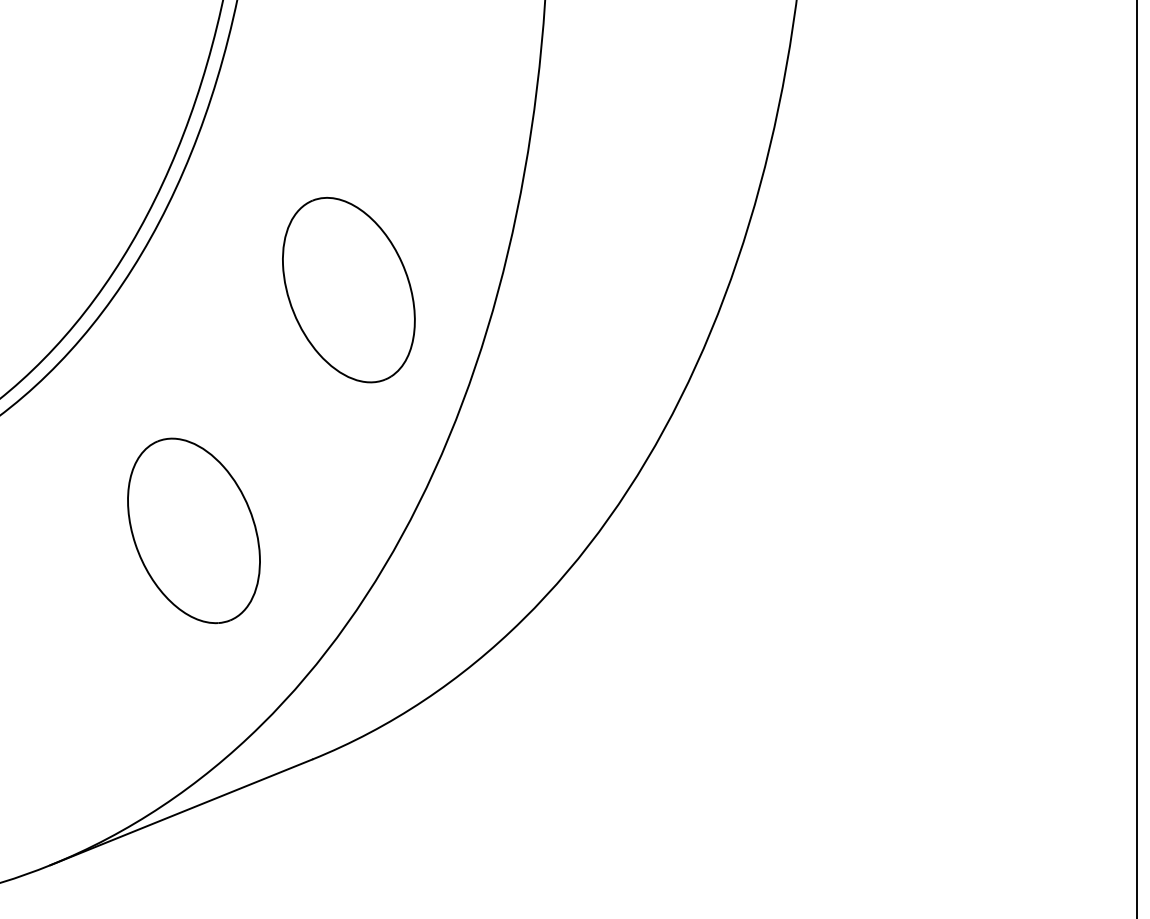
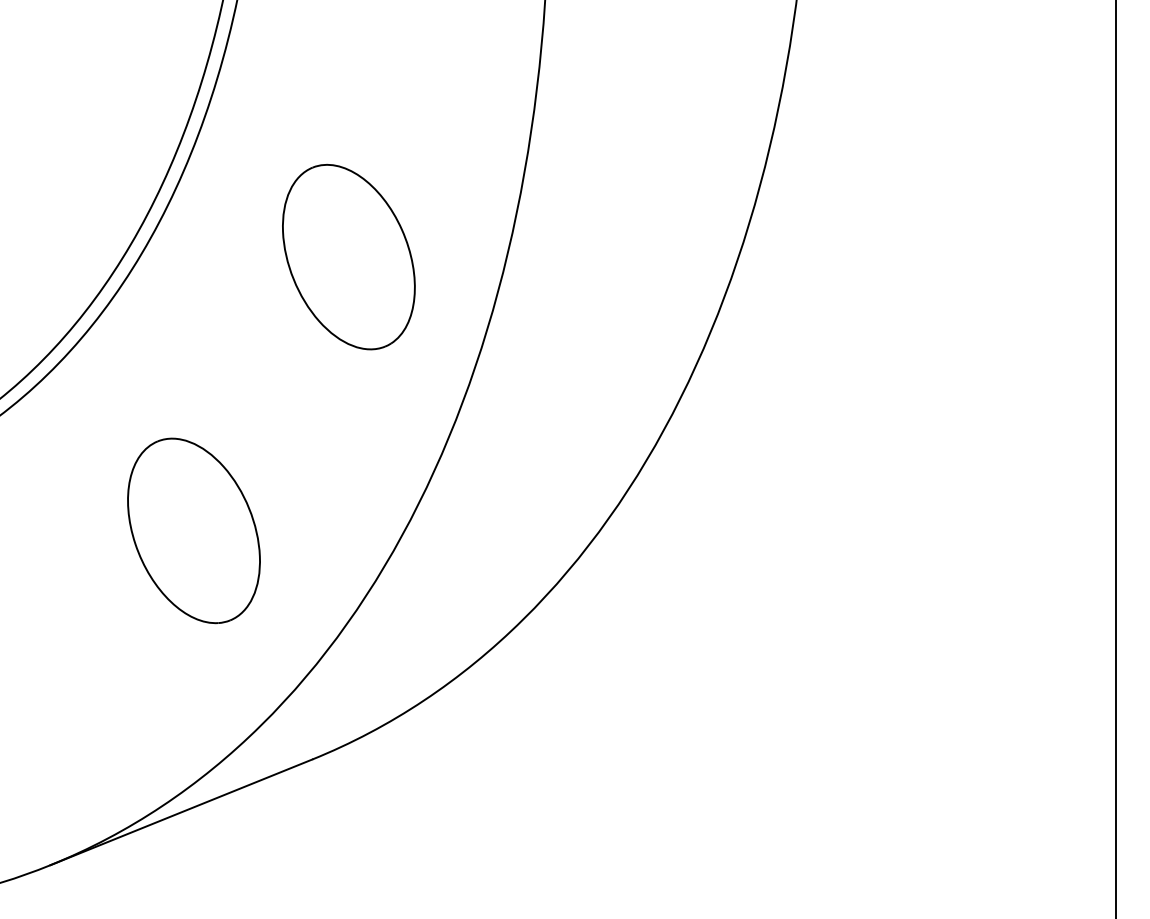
part position: (348, 290) -> (348, 257) (348, 257)
line position: (1136, 458) -> (1115, 458) (1115, 458)
